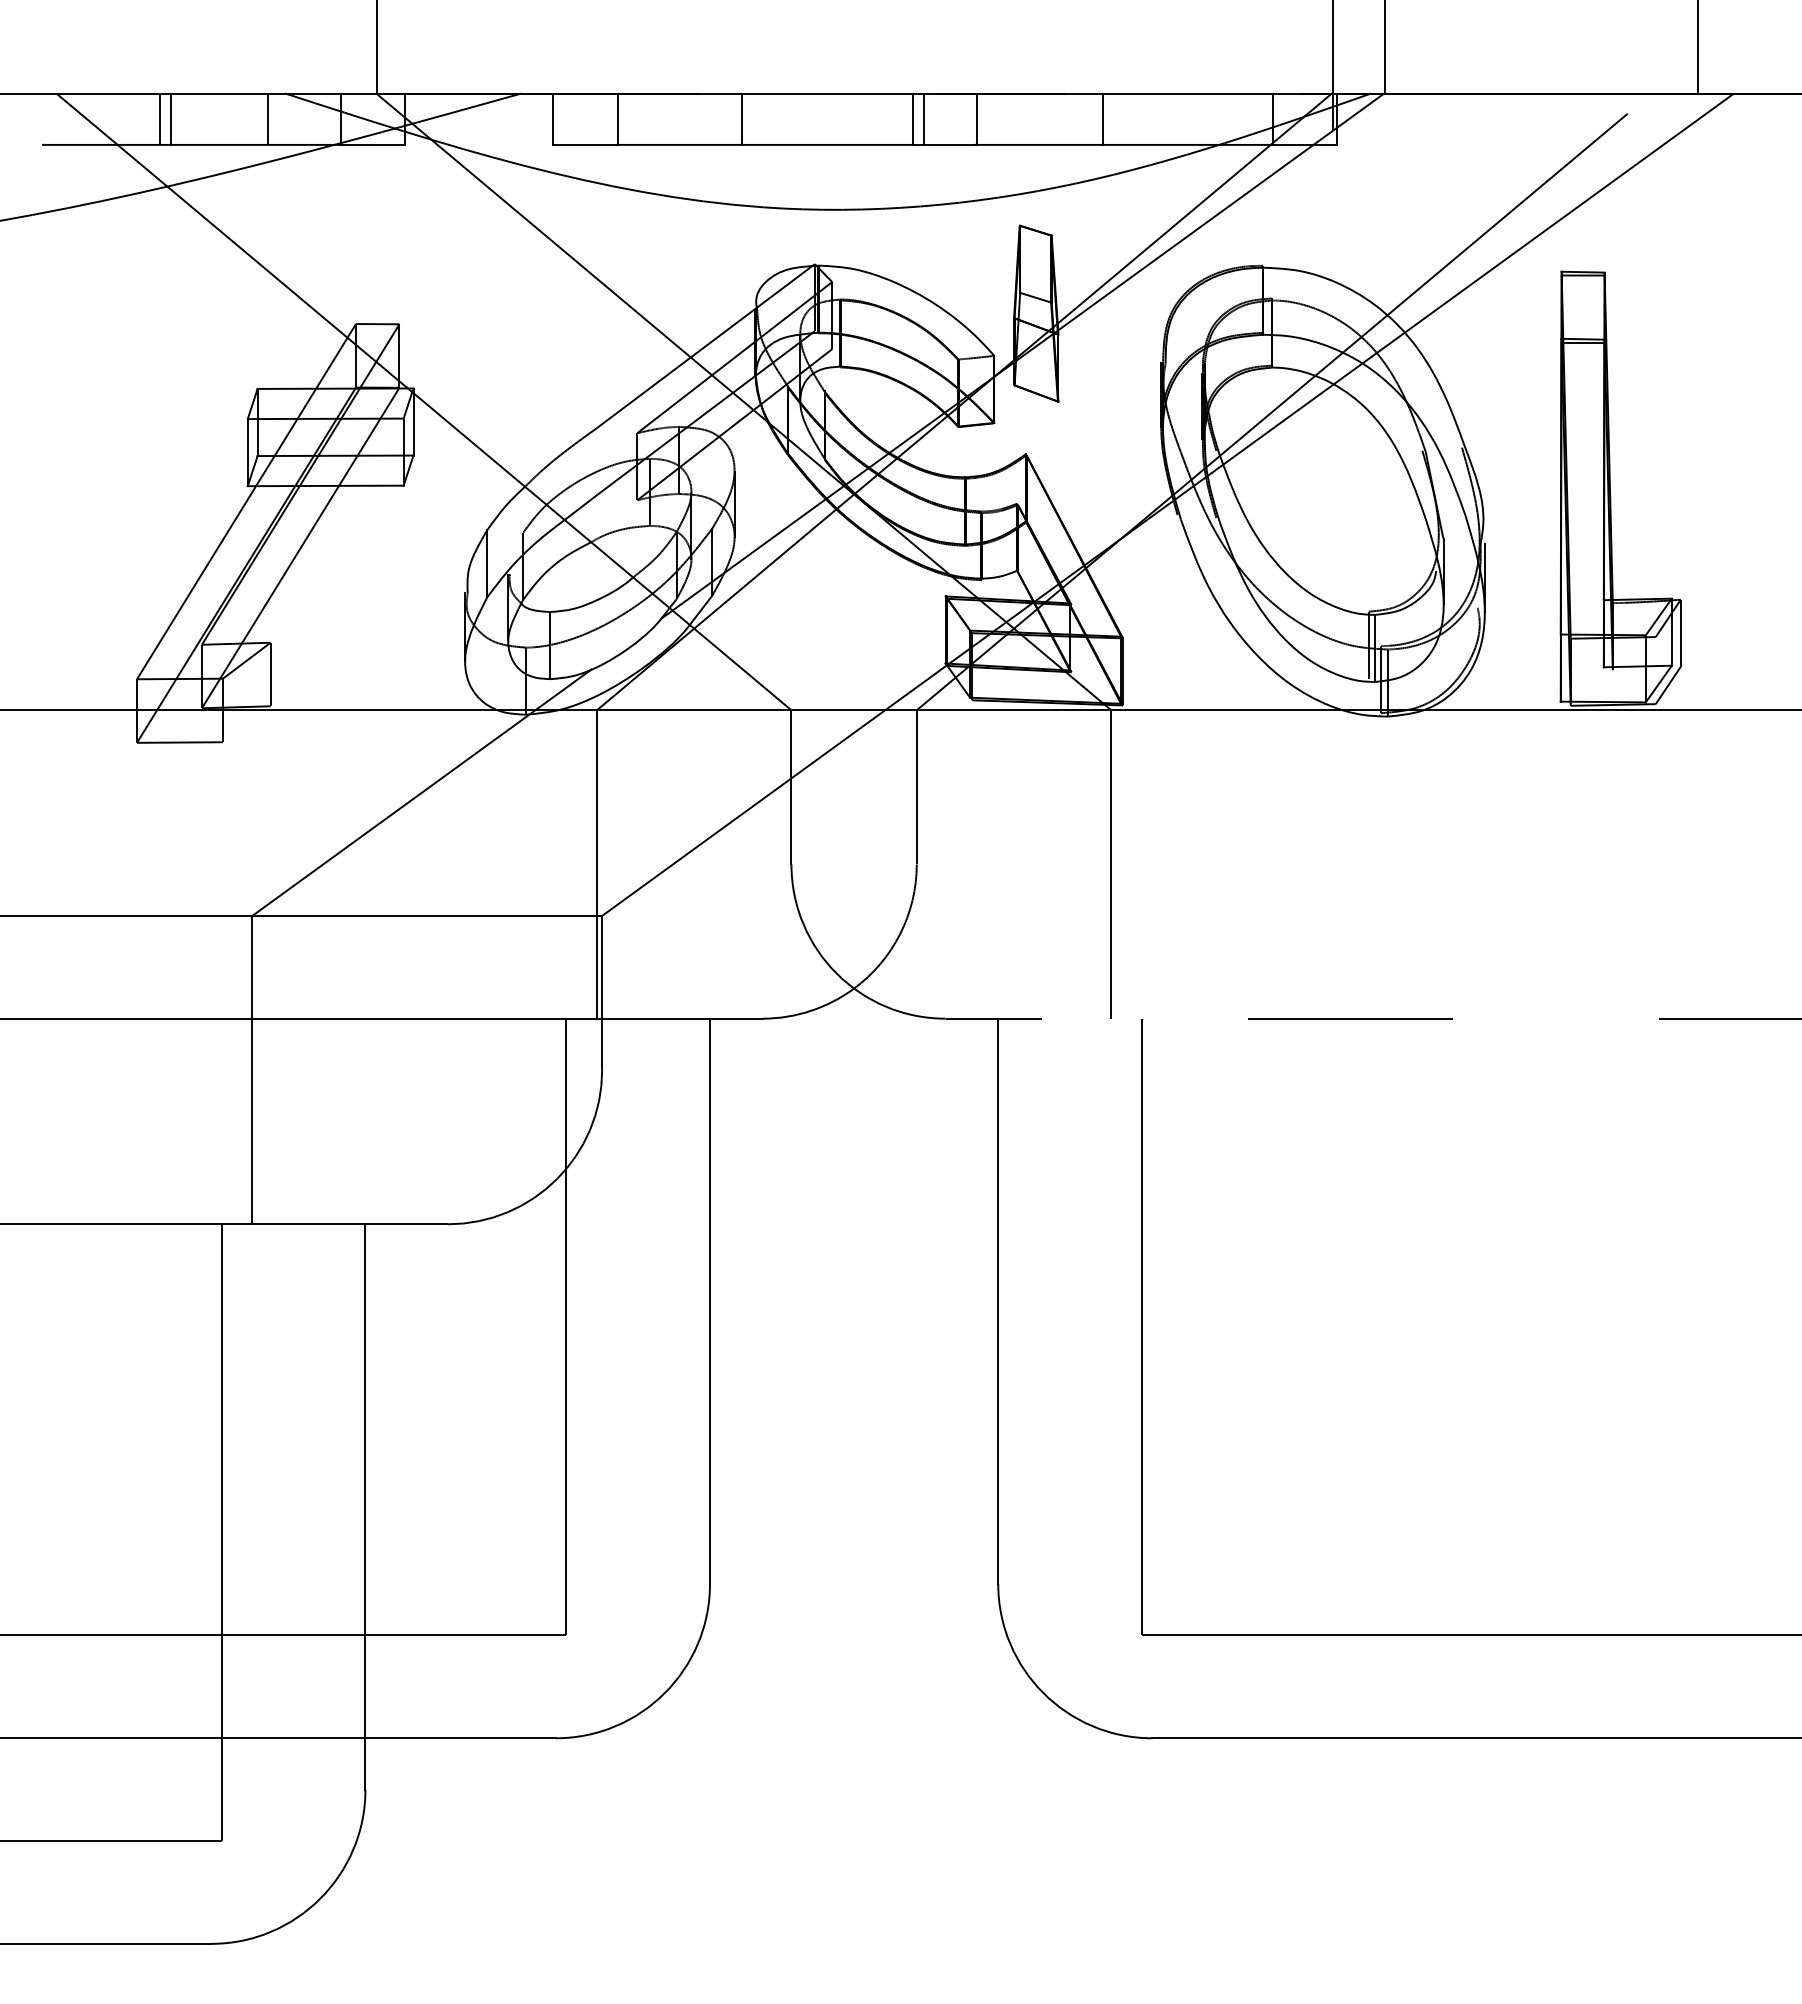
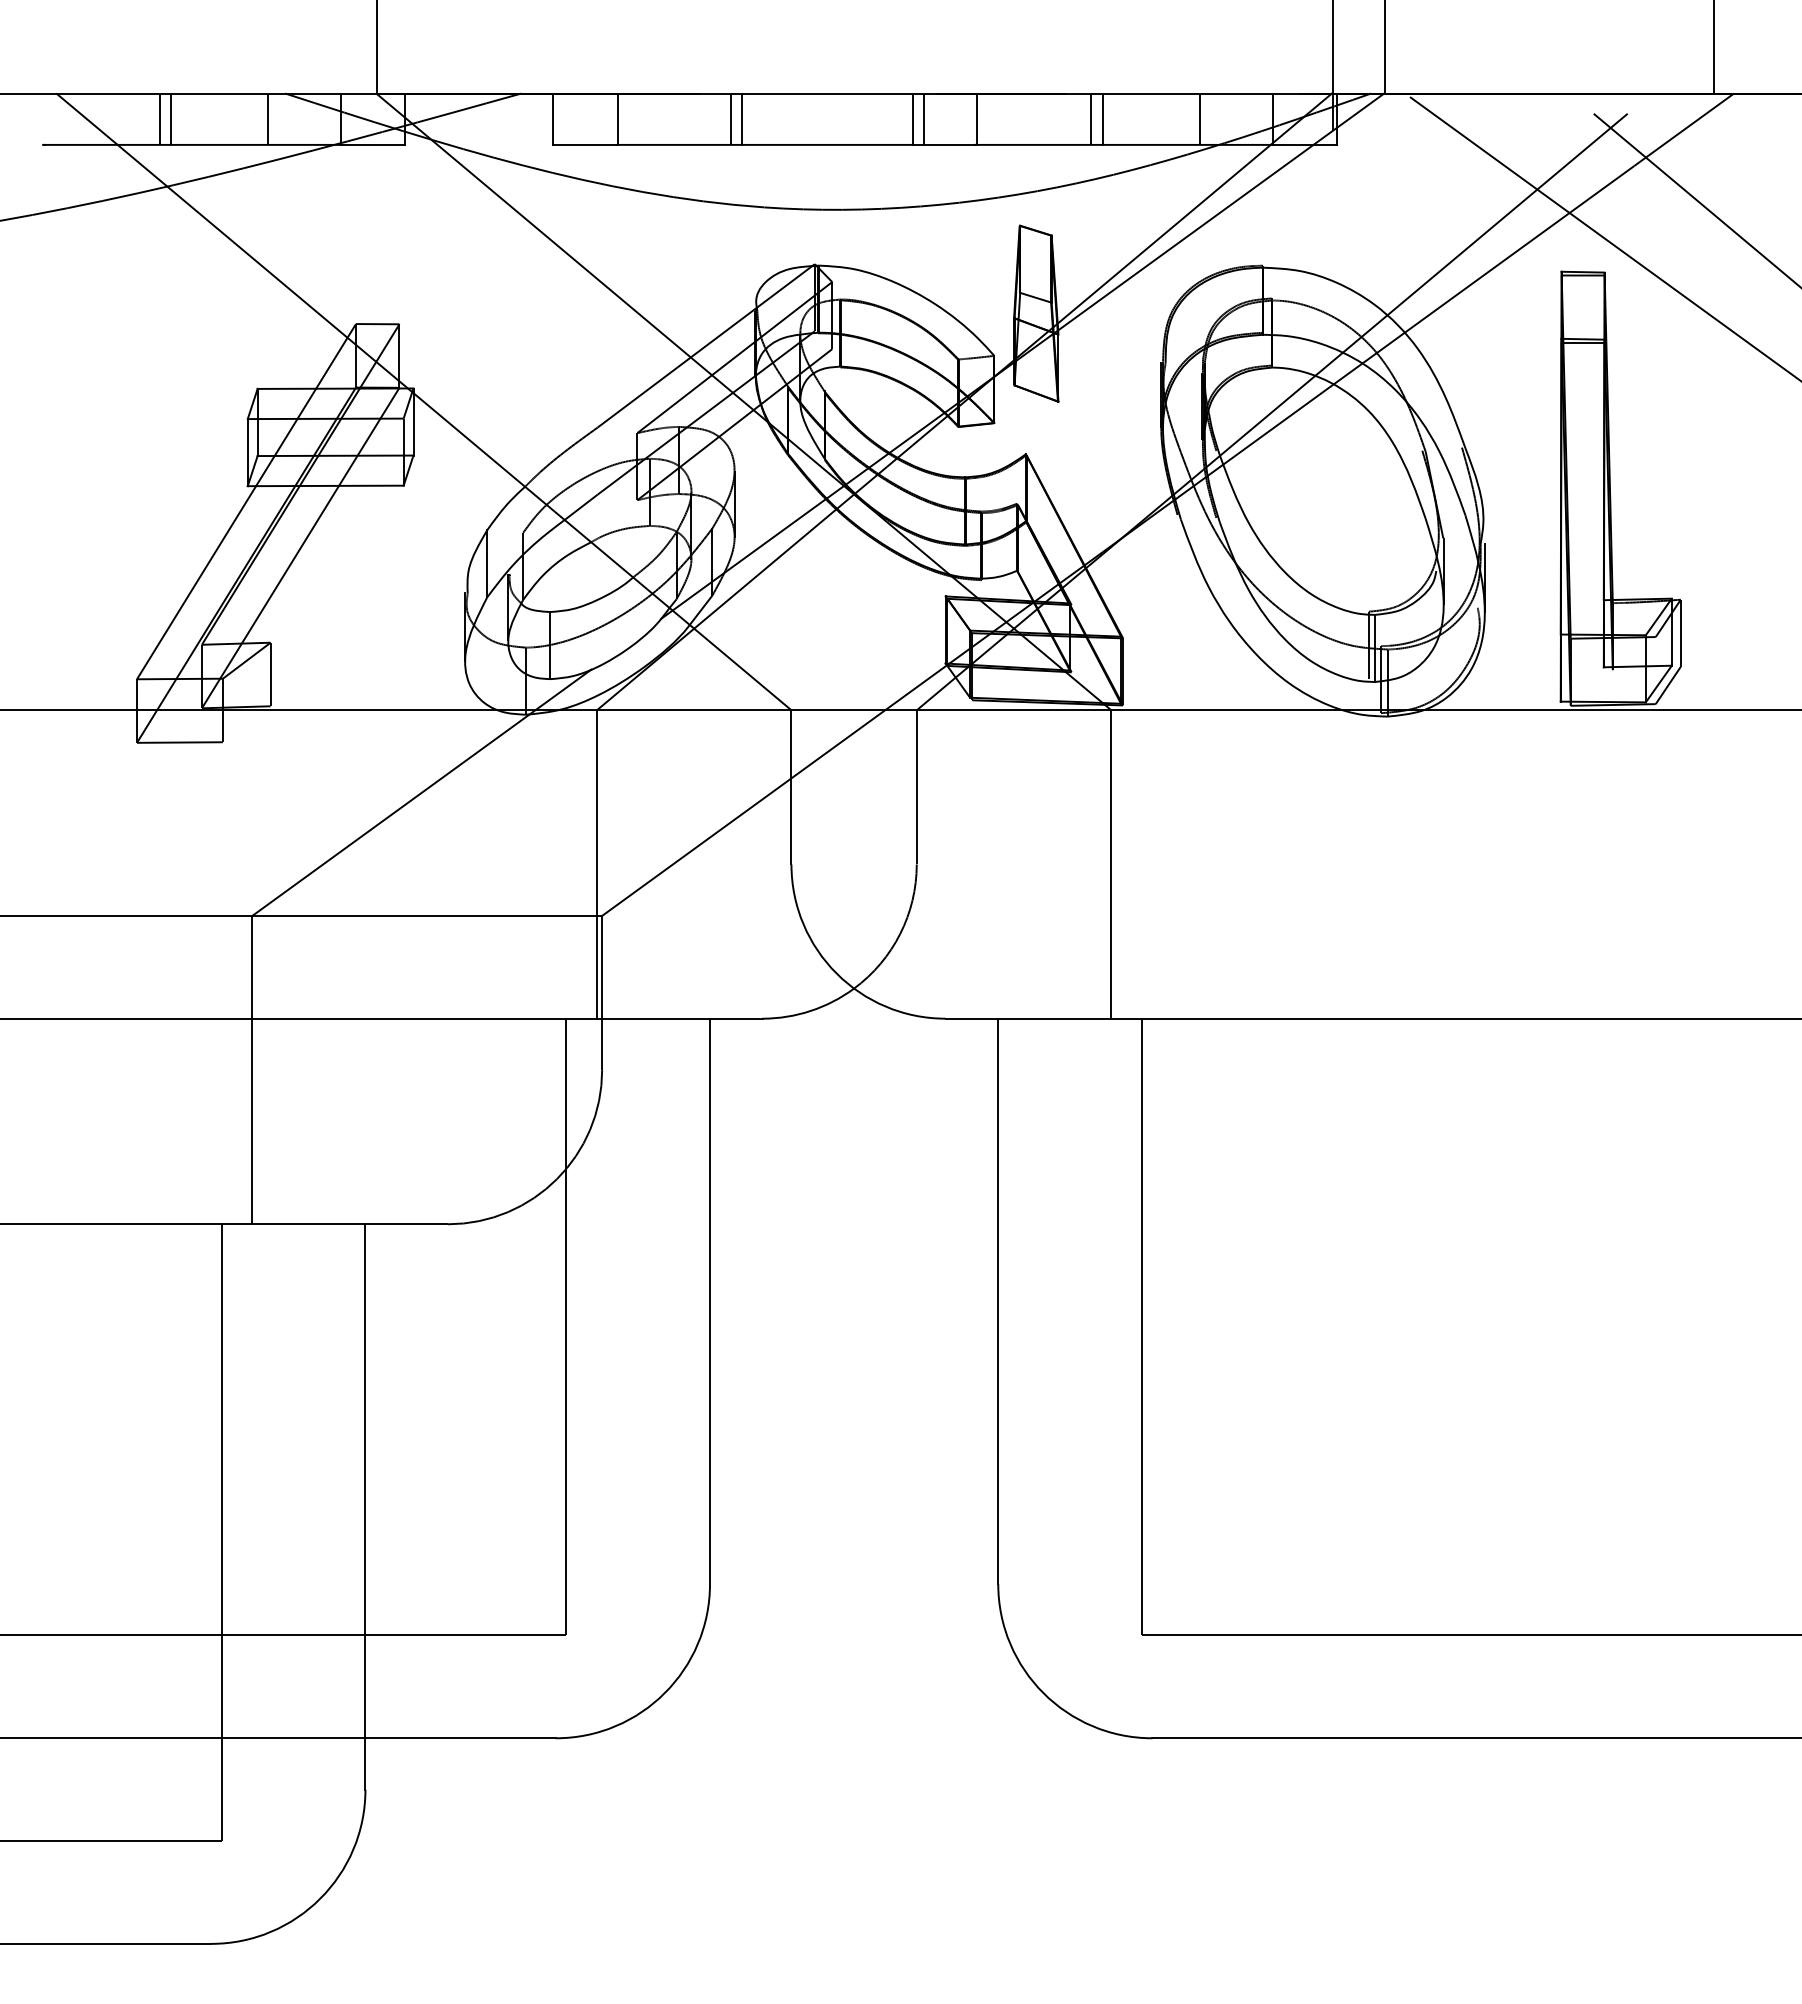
line position: (1697, 47) -> (1713, 47) (1713, 47)
line: none -> present (731, 118)
line: none -> present (1091, 118)
line: none -> present (1199, 118)
line: none -> present (1695, 199)
line: none -> present (1604, 238)
line: dashed -> solid (1373, 1018)
